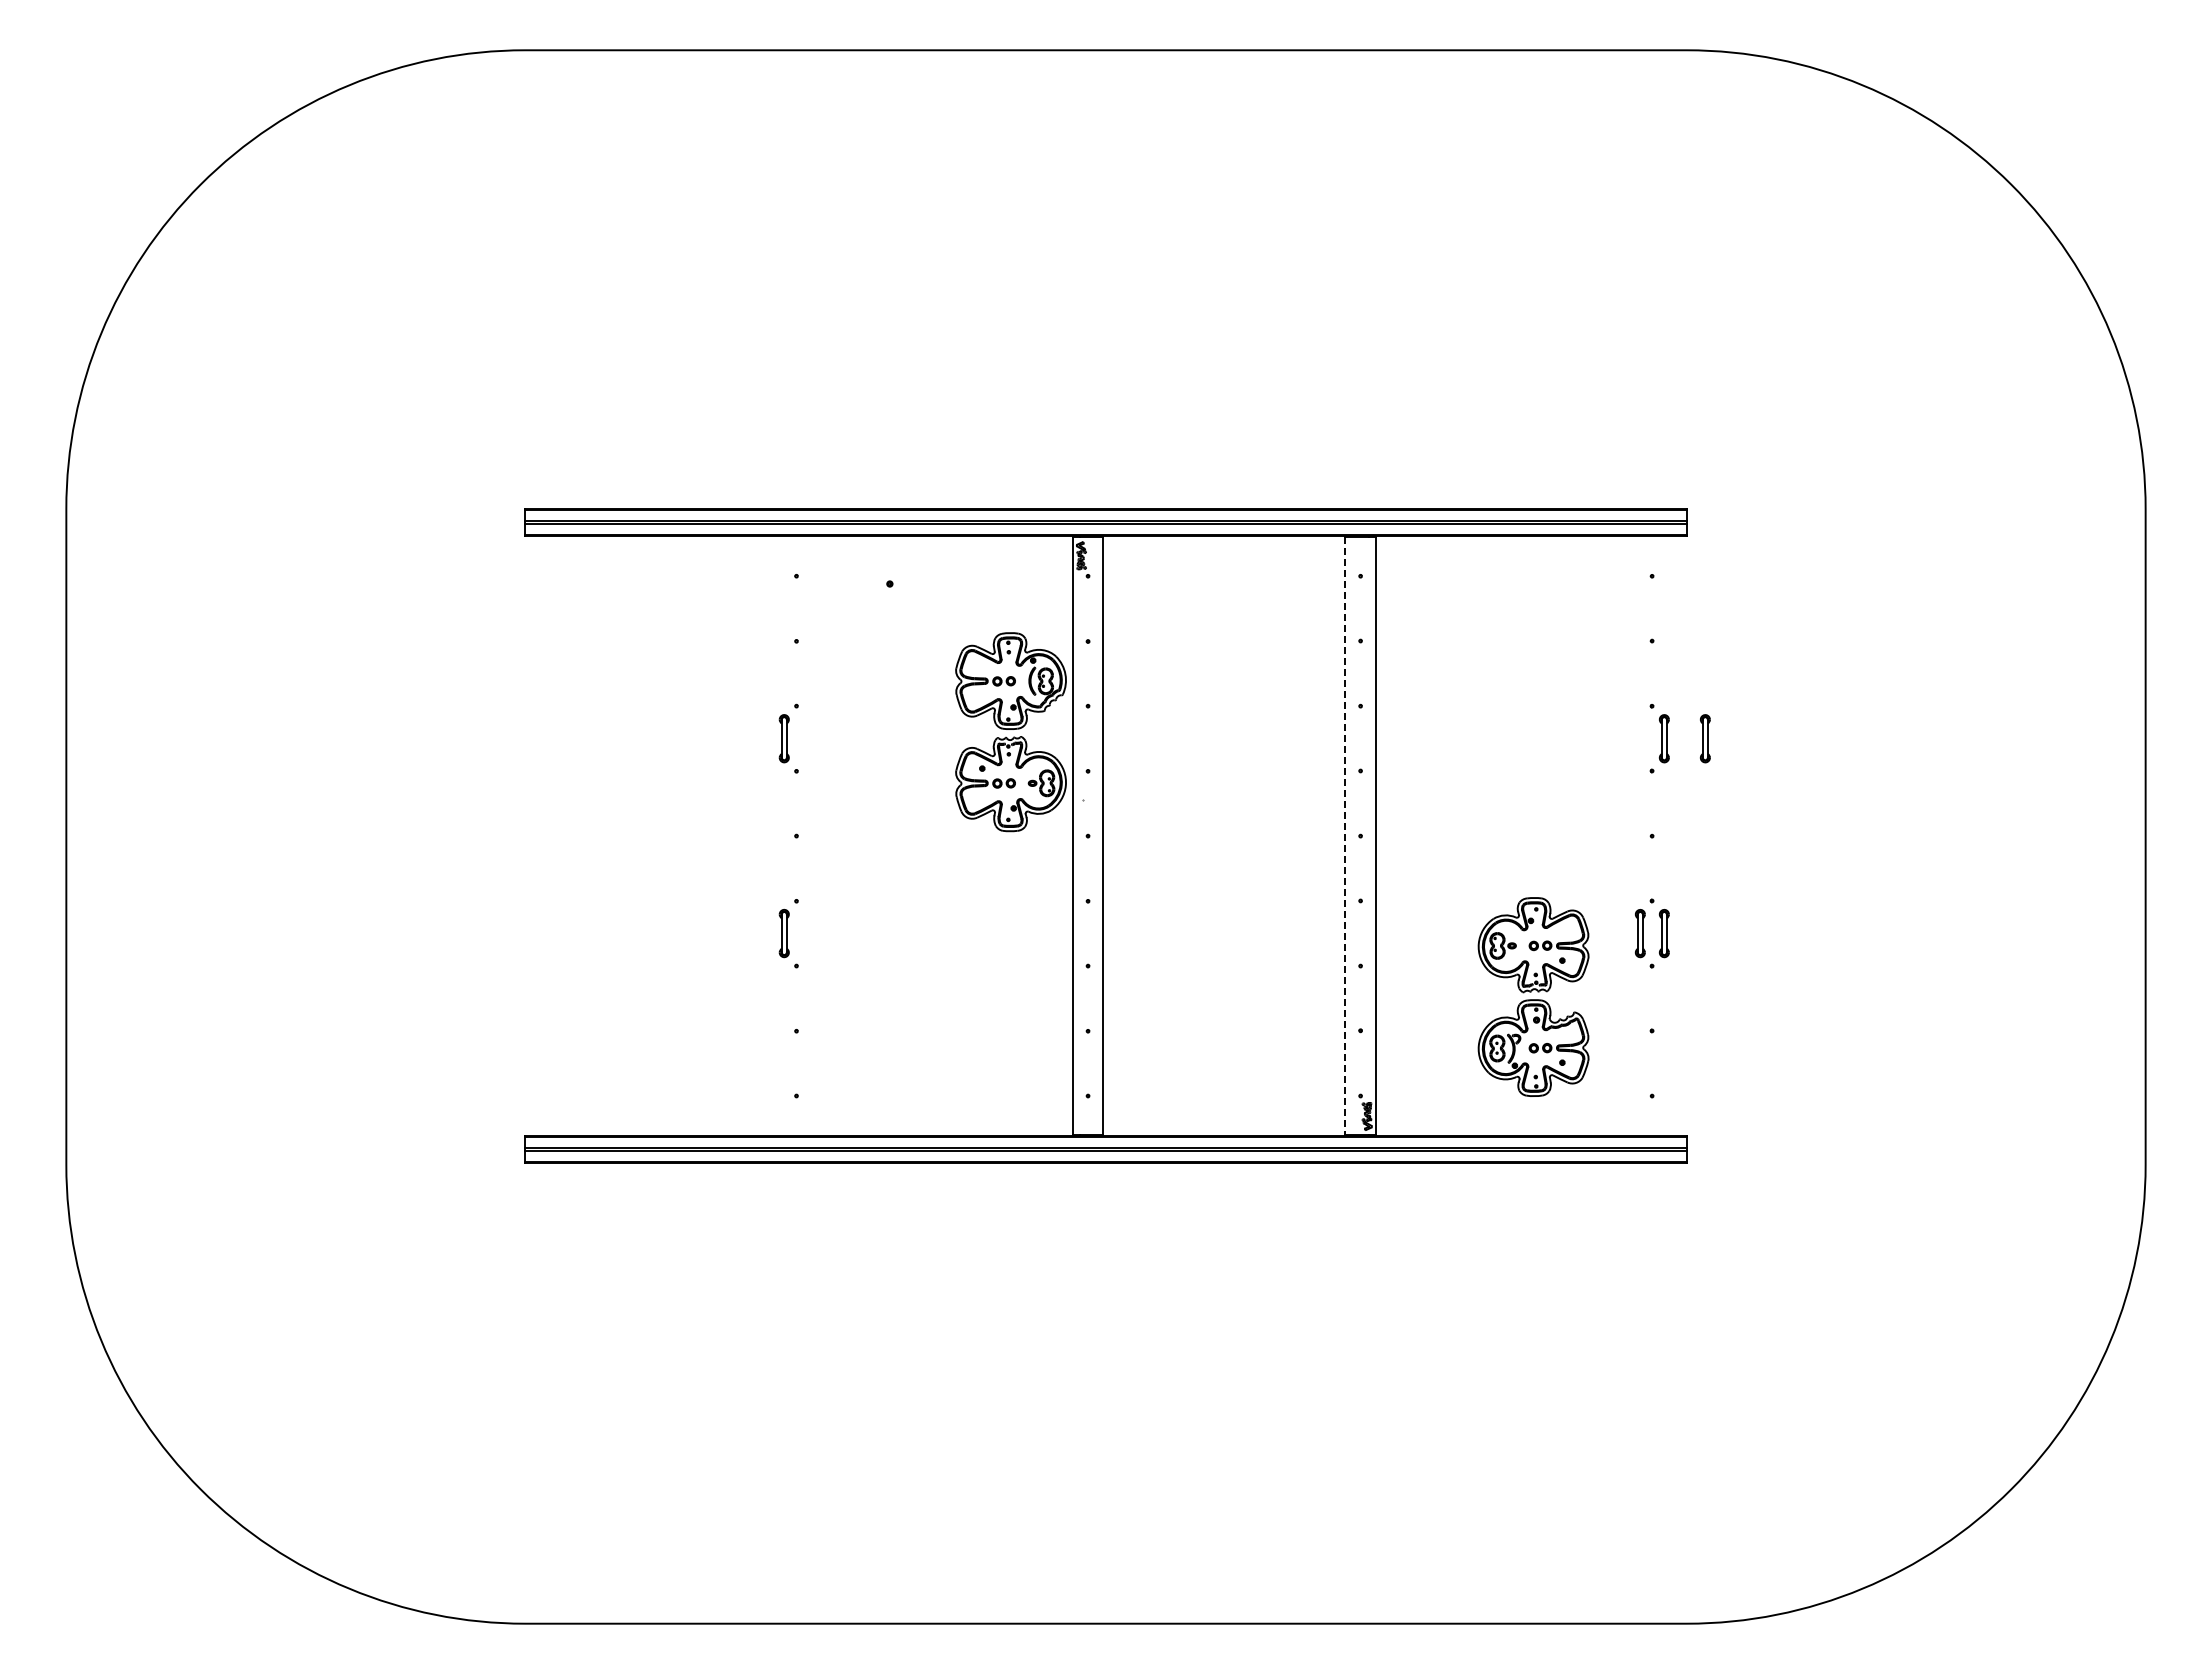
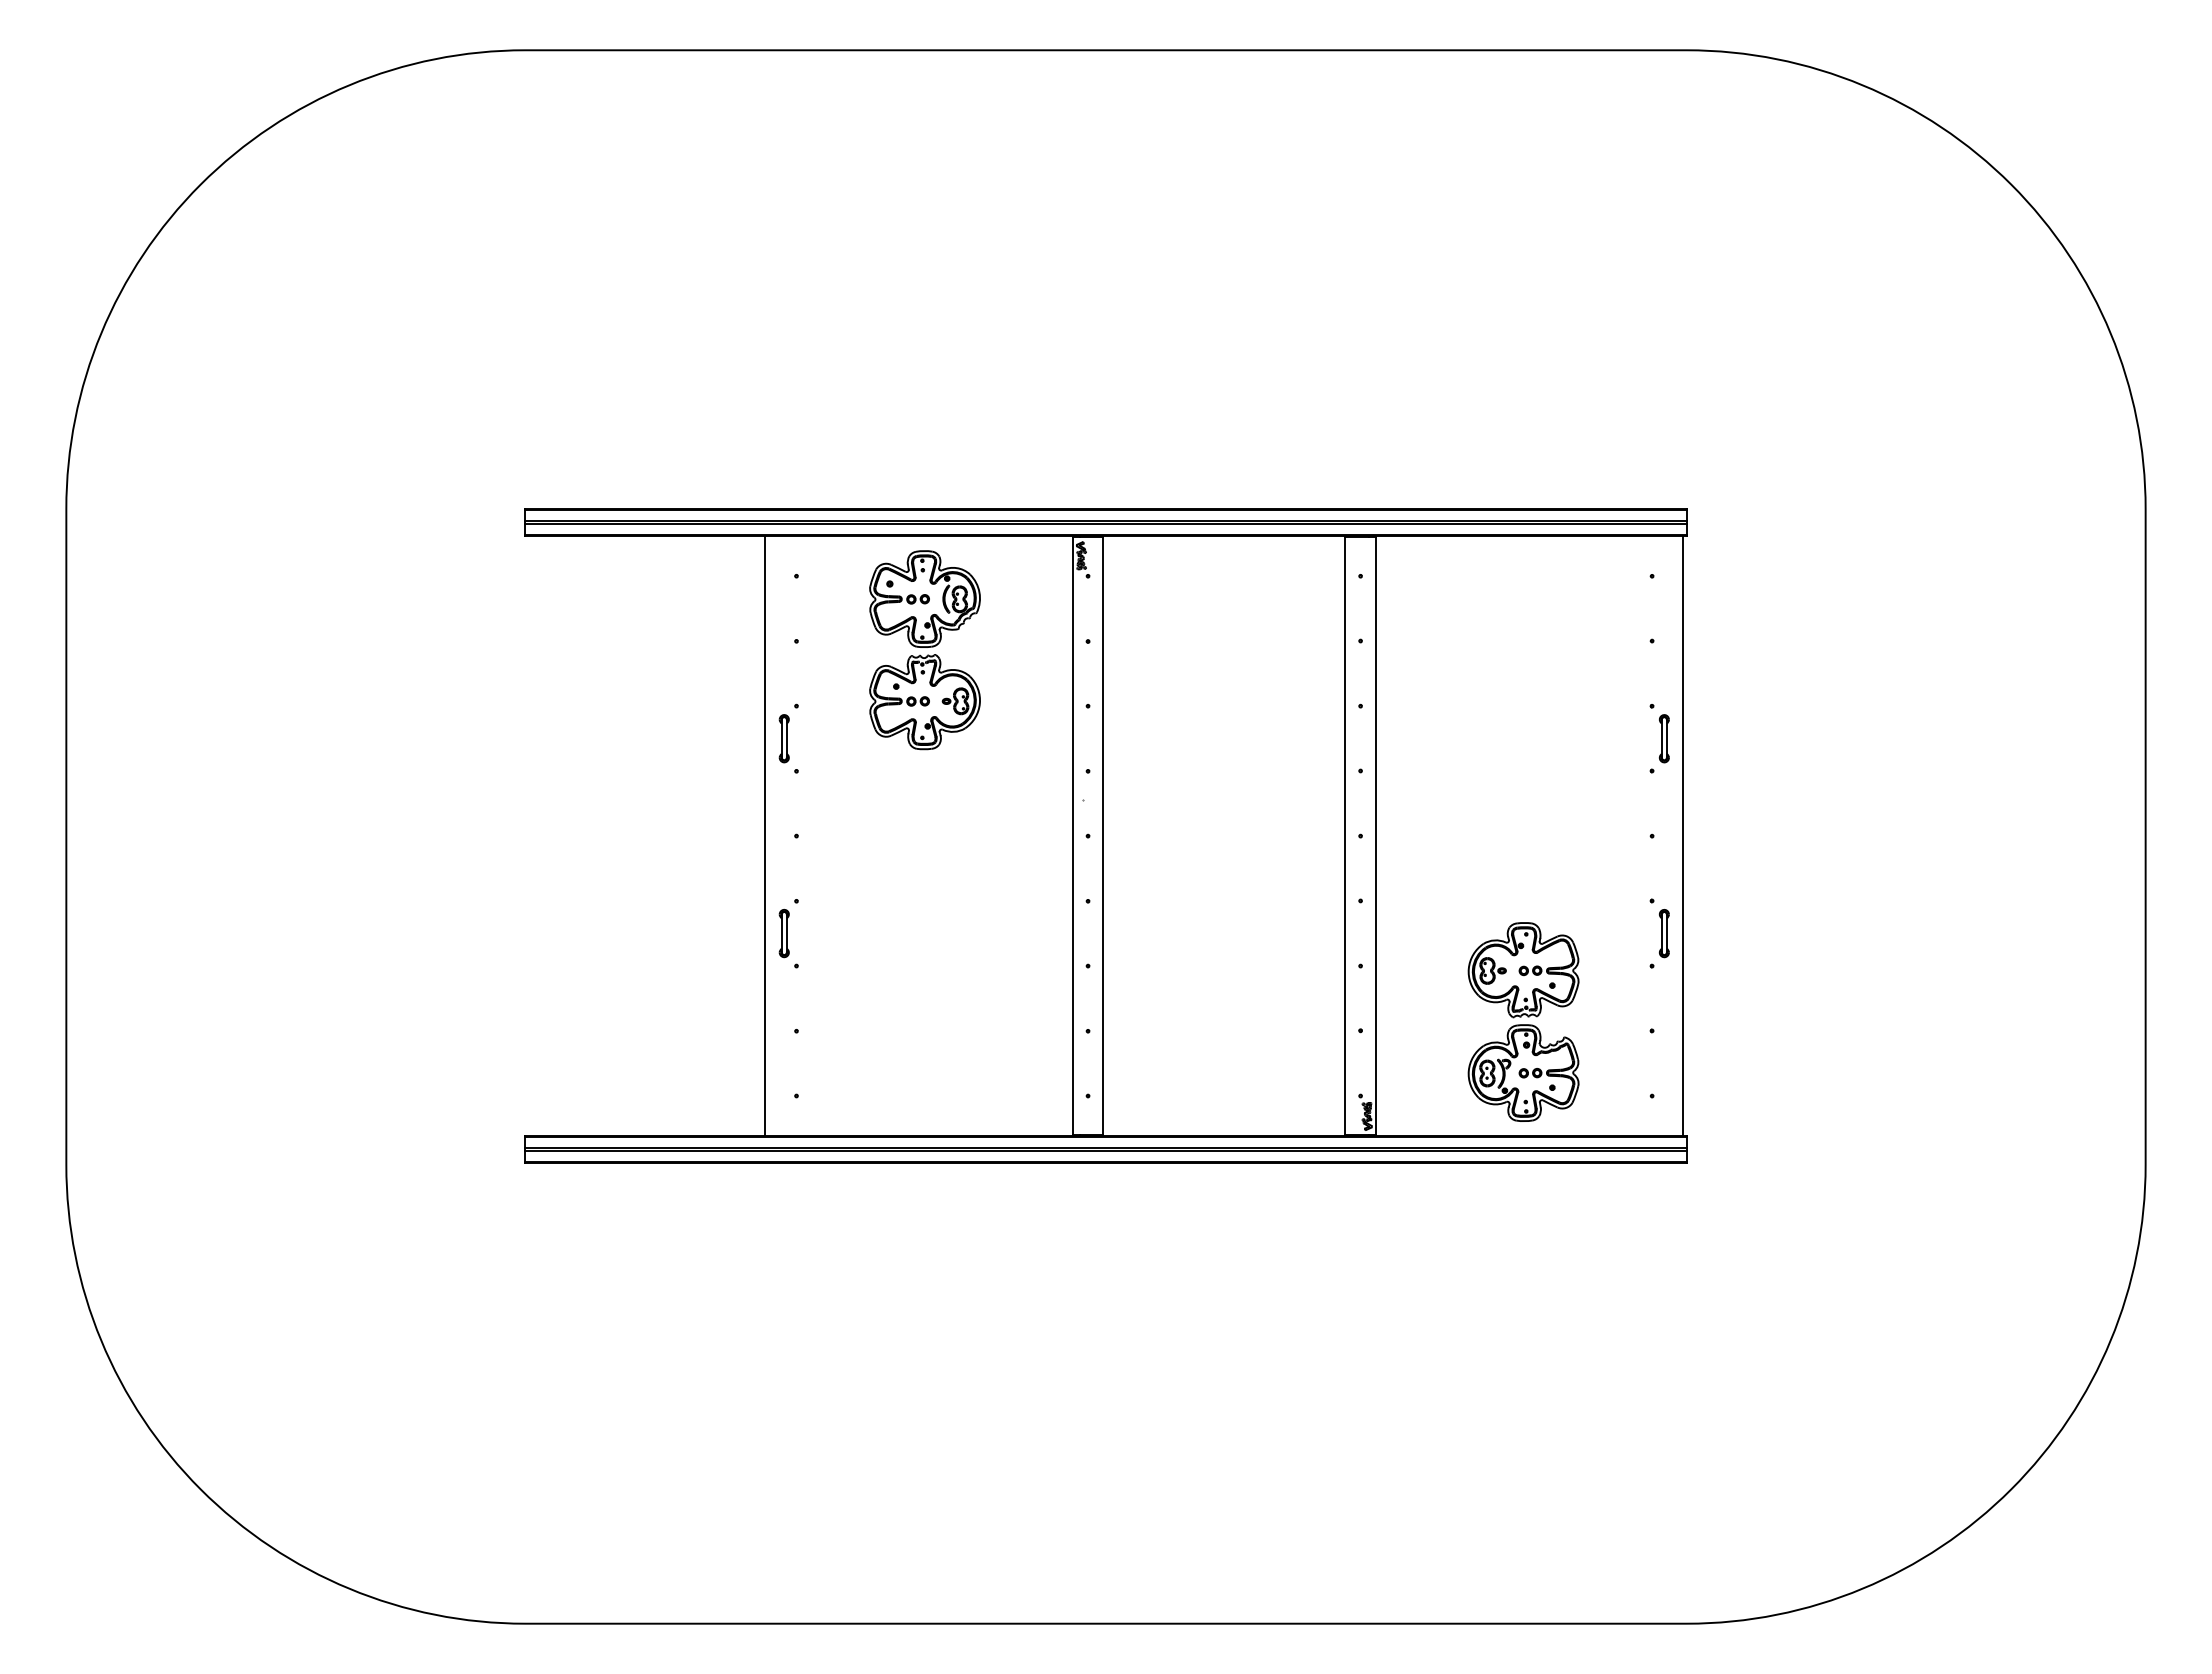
part position: (1010, 732) -> (924, 650) (924, 650)
part: present -> none (1704, 738)
line: none -> present (765, 835)
line: none -> present (1683, 835)
line: dashed -> solid (1345, 836)
part: present -> none (1639, 933)
part position: (1533, 996) -> (1523, 1021) (1523, 1021)
